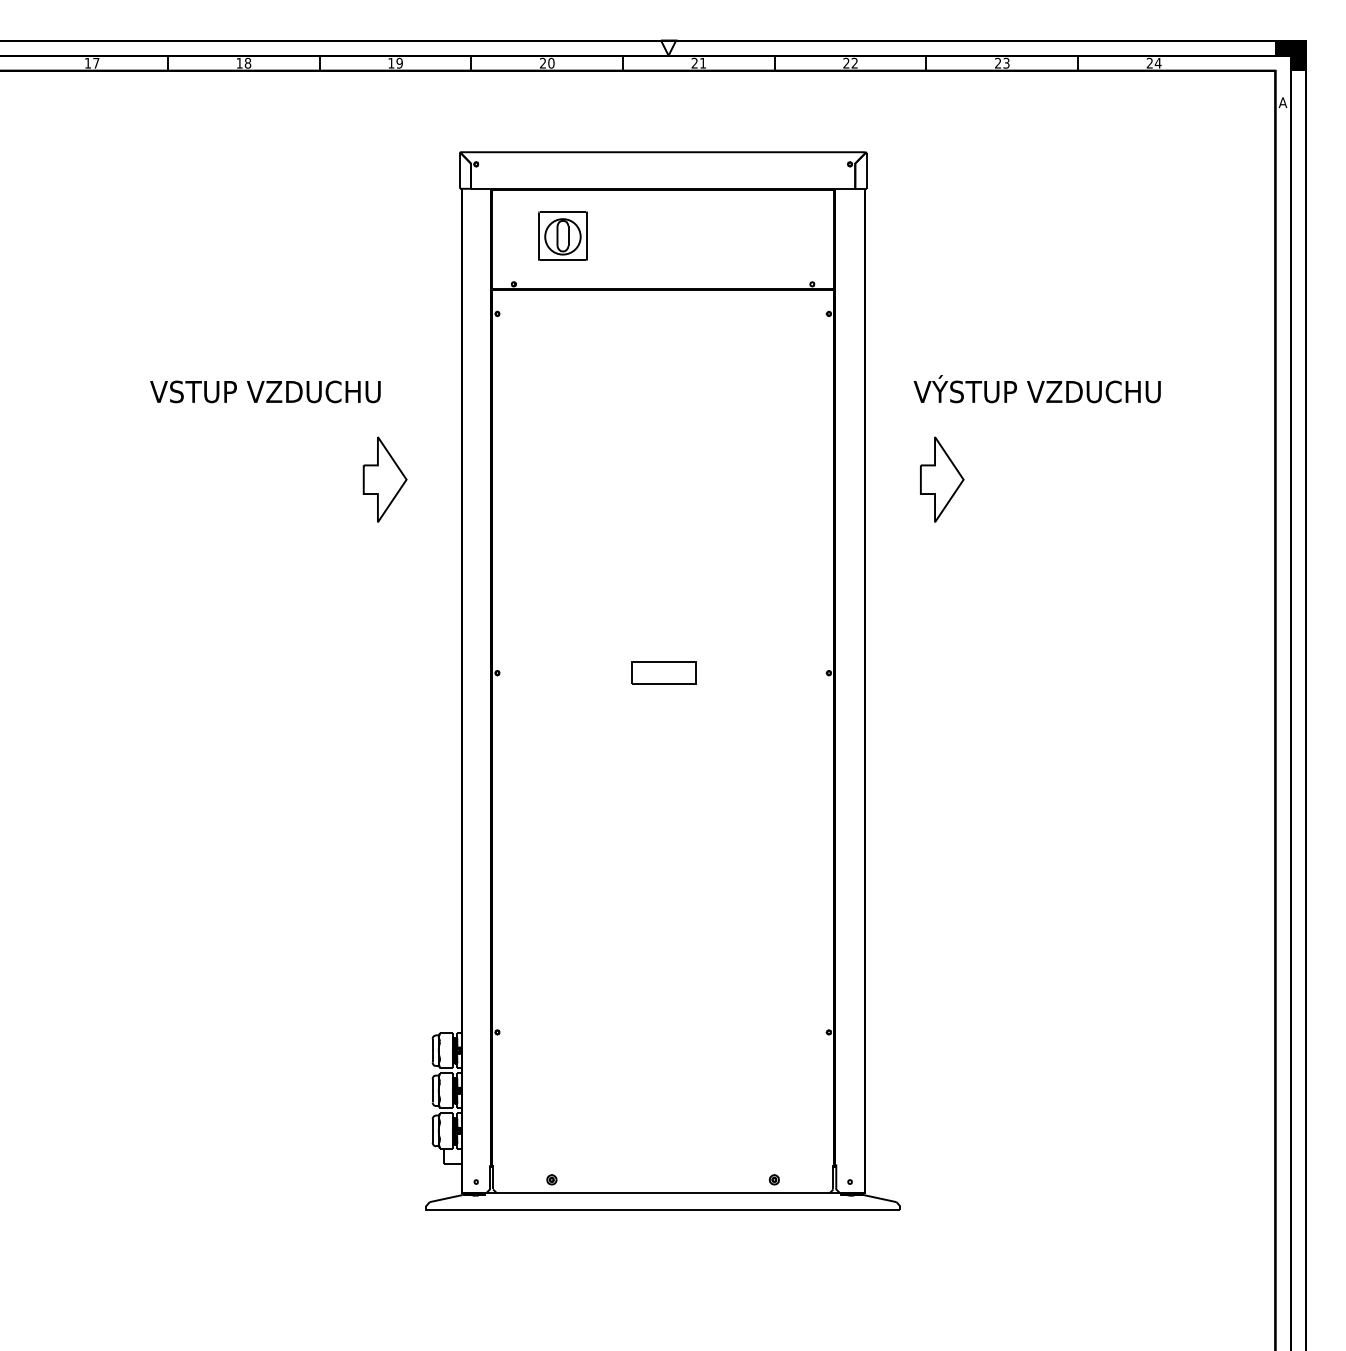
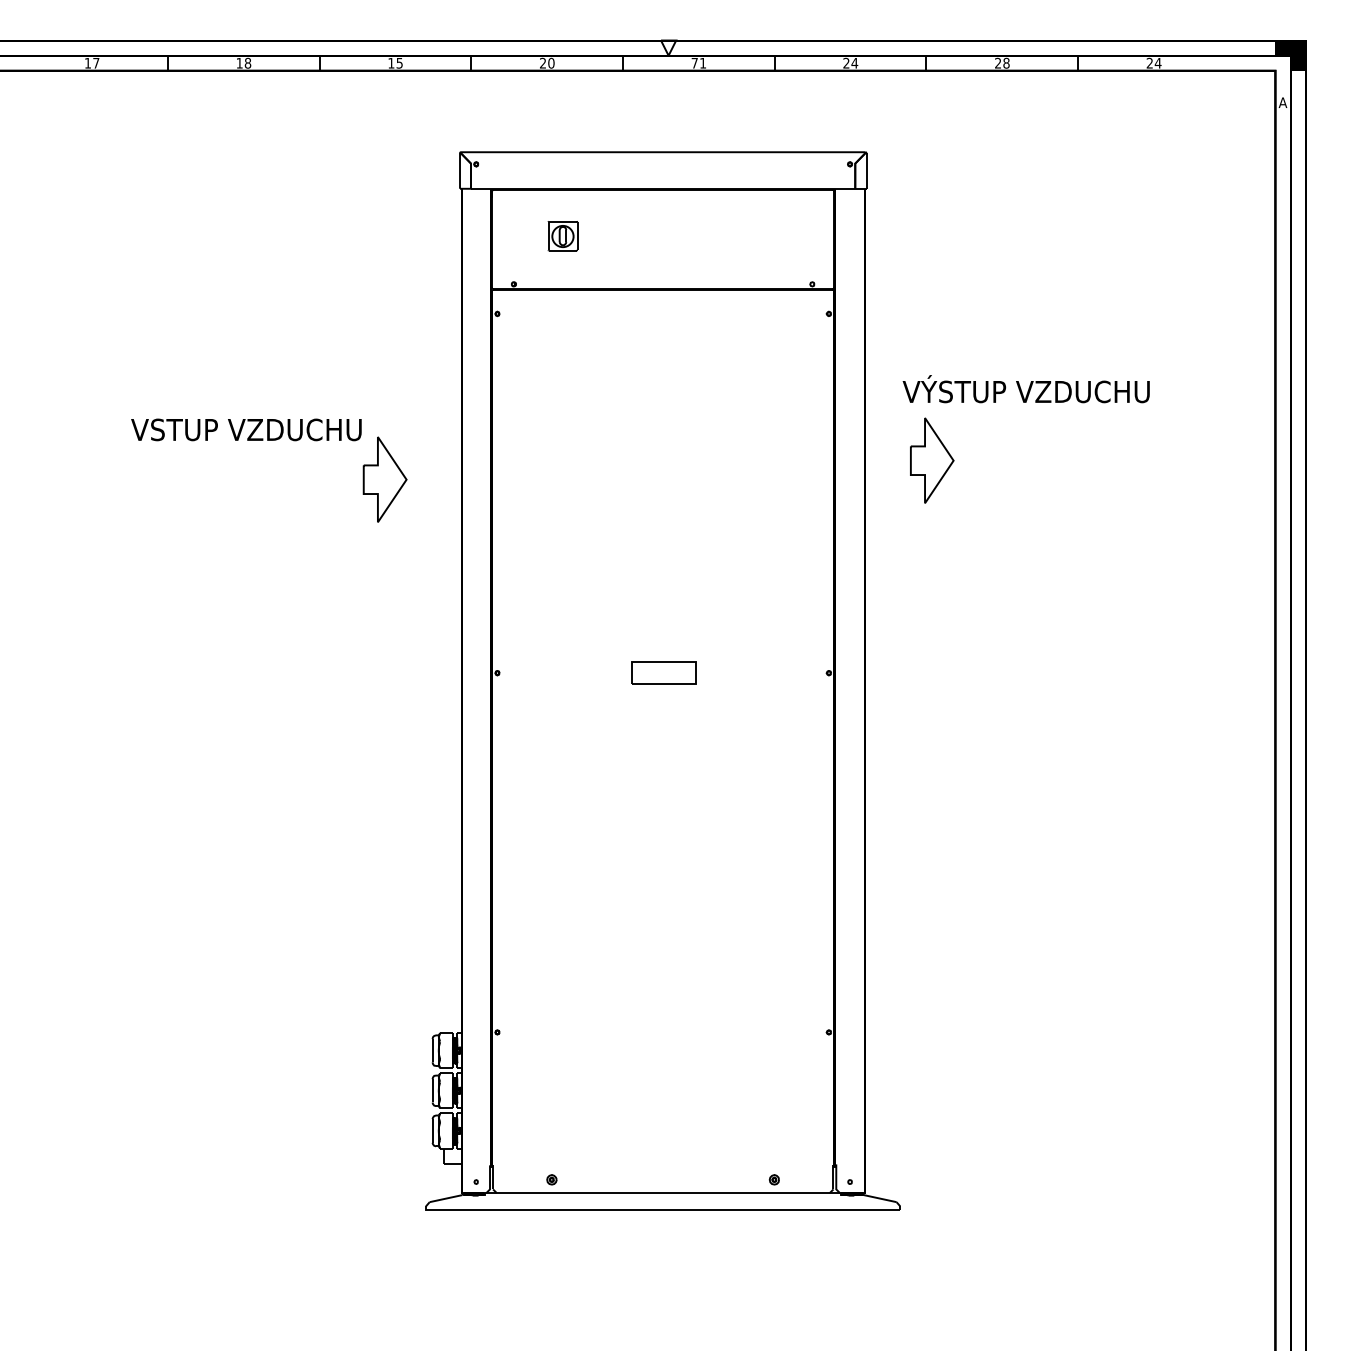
text: 19 -> 15 (399, 62)
text: 21 -> 71 (694, 62)
text: 22 -> 24 (854, 62)
text: 23 -> 28 (1006, 62)
part size: 50x50 px -> 32x31 px (562, 236)
text position: (1036, 389) -> (1025, 389) (1025, 389)
text position: (265, 391) -> (246, 429) (246, 429)
part position: (942, 479) -> (932, 460) (932, 460)
